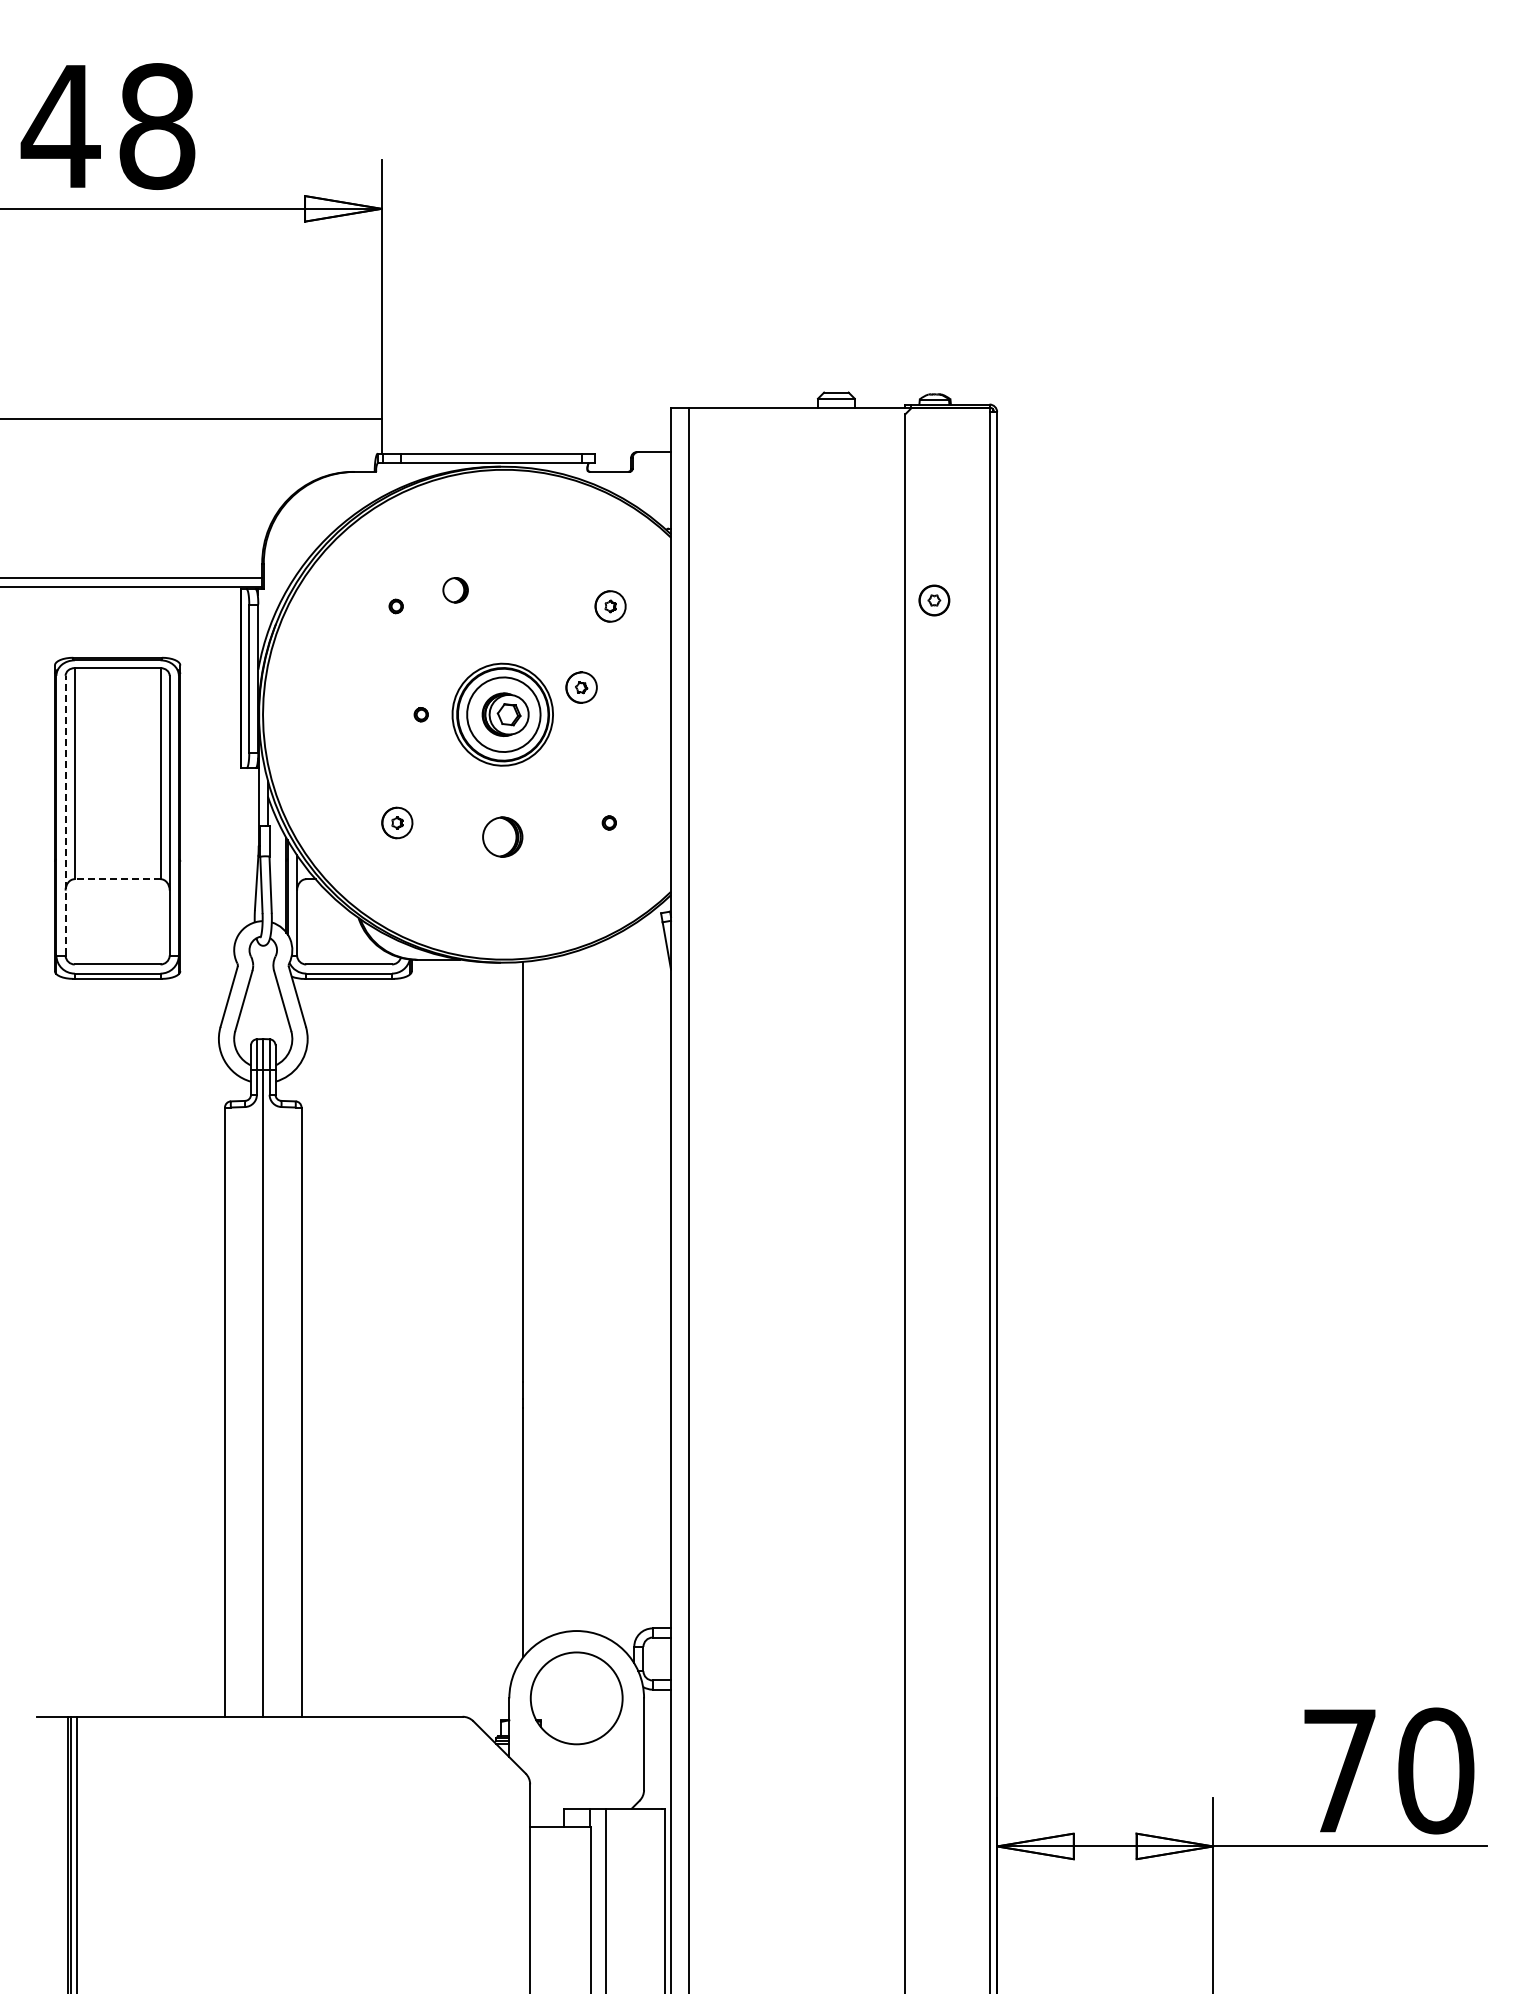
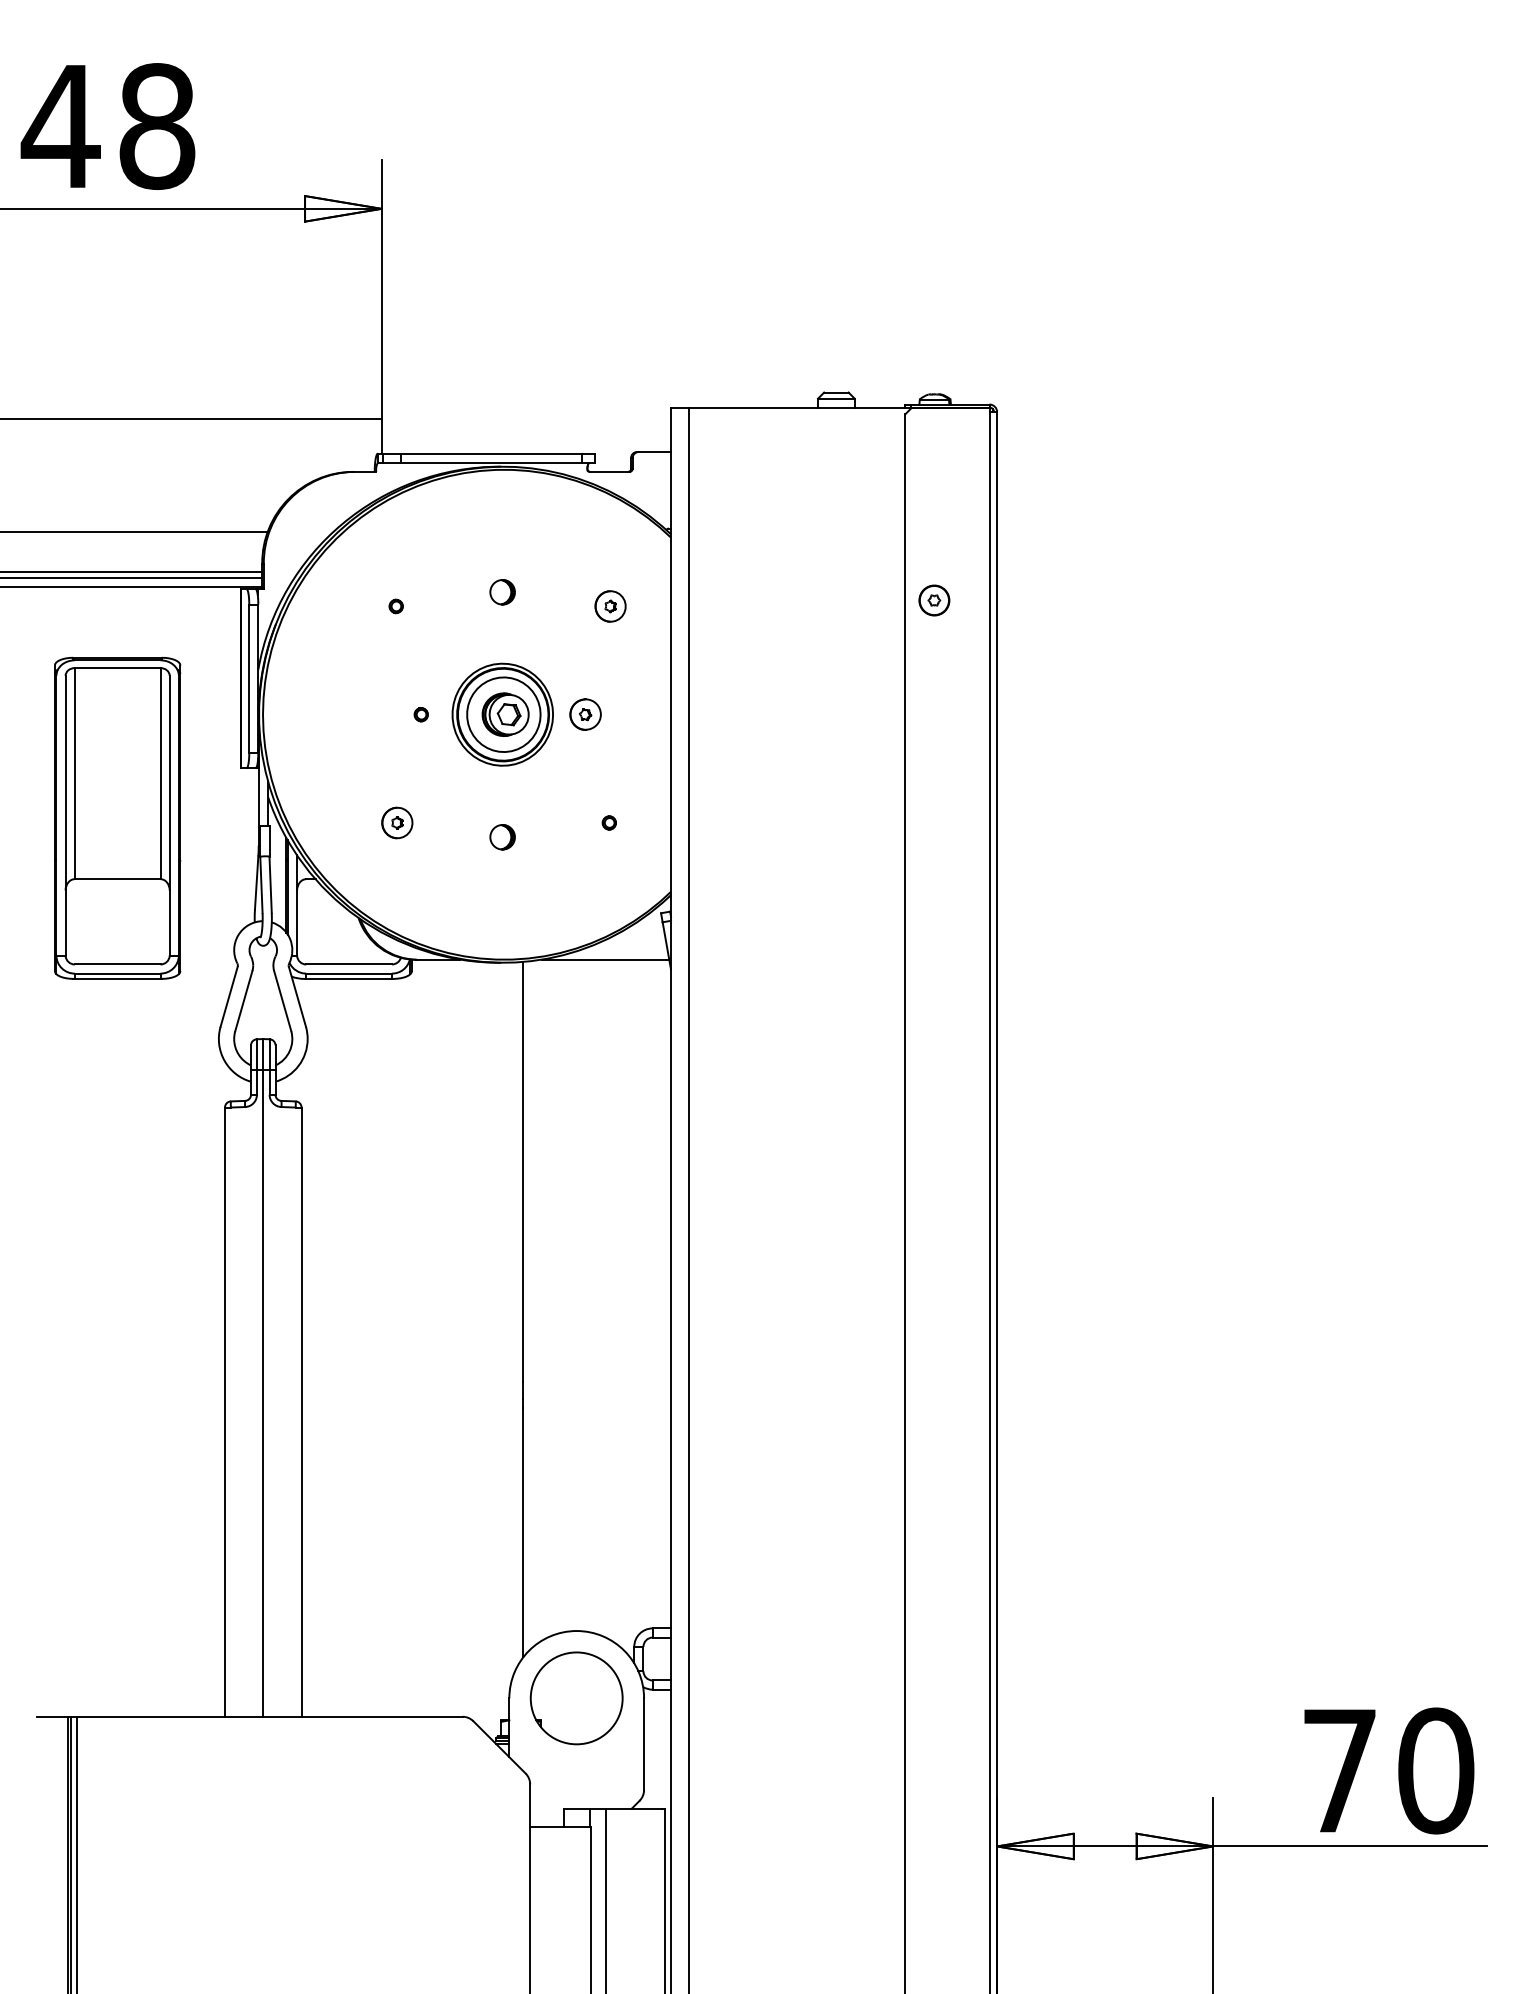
line: none -> present (134, 532)
line: none -> present (132, 571)
part position: (455, 590) -> (502, 592) (502, 592)
part position: (581, 687) -> (585, 714) (585, 714)
line: dashed -> solid (65, 815)
part size: 42x42 px -> 27x27 px (502, 837)
line: dashed -> solid (117, 879)
line: none -> present (605, 959)
